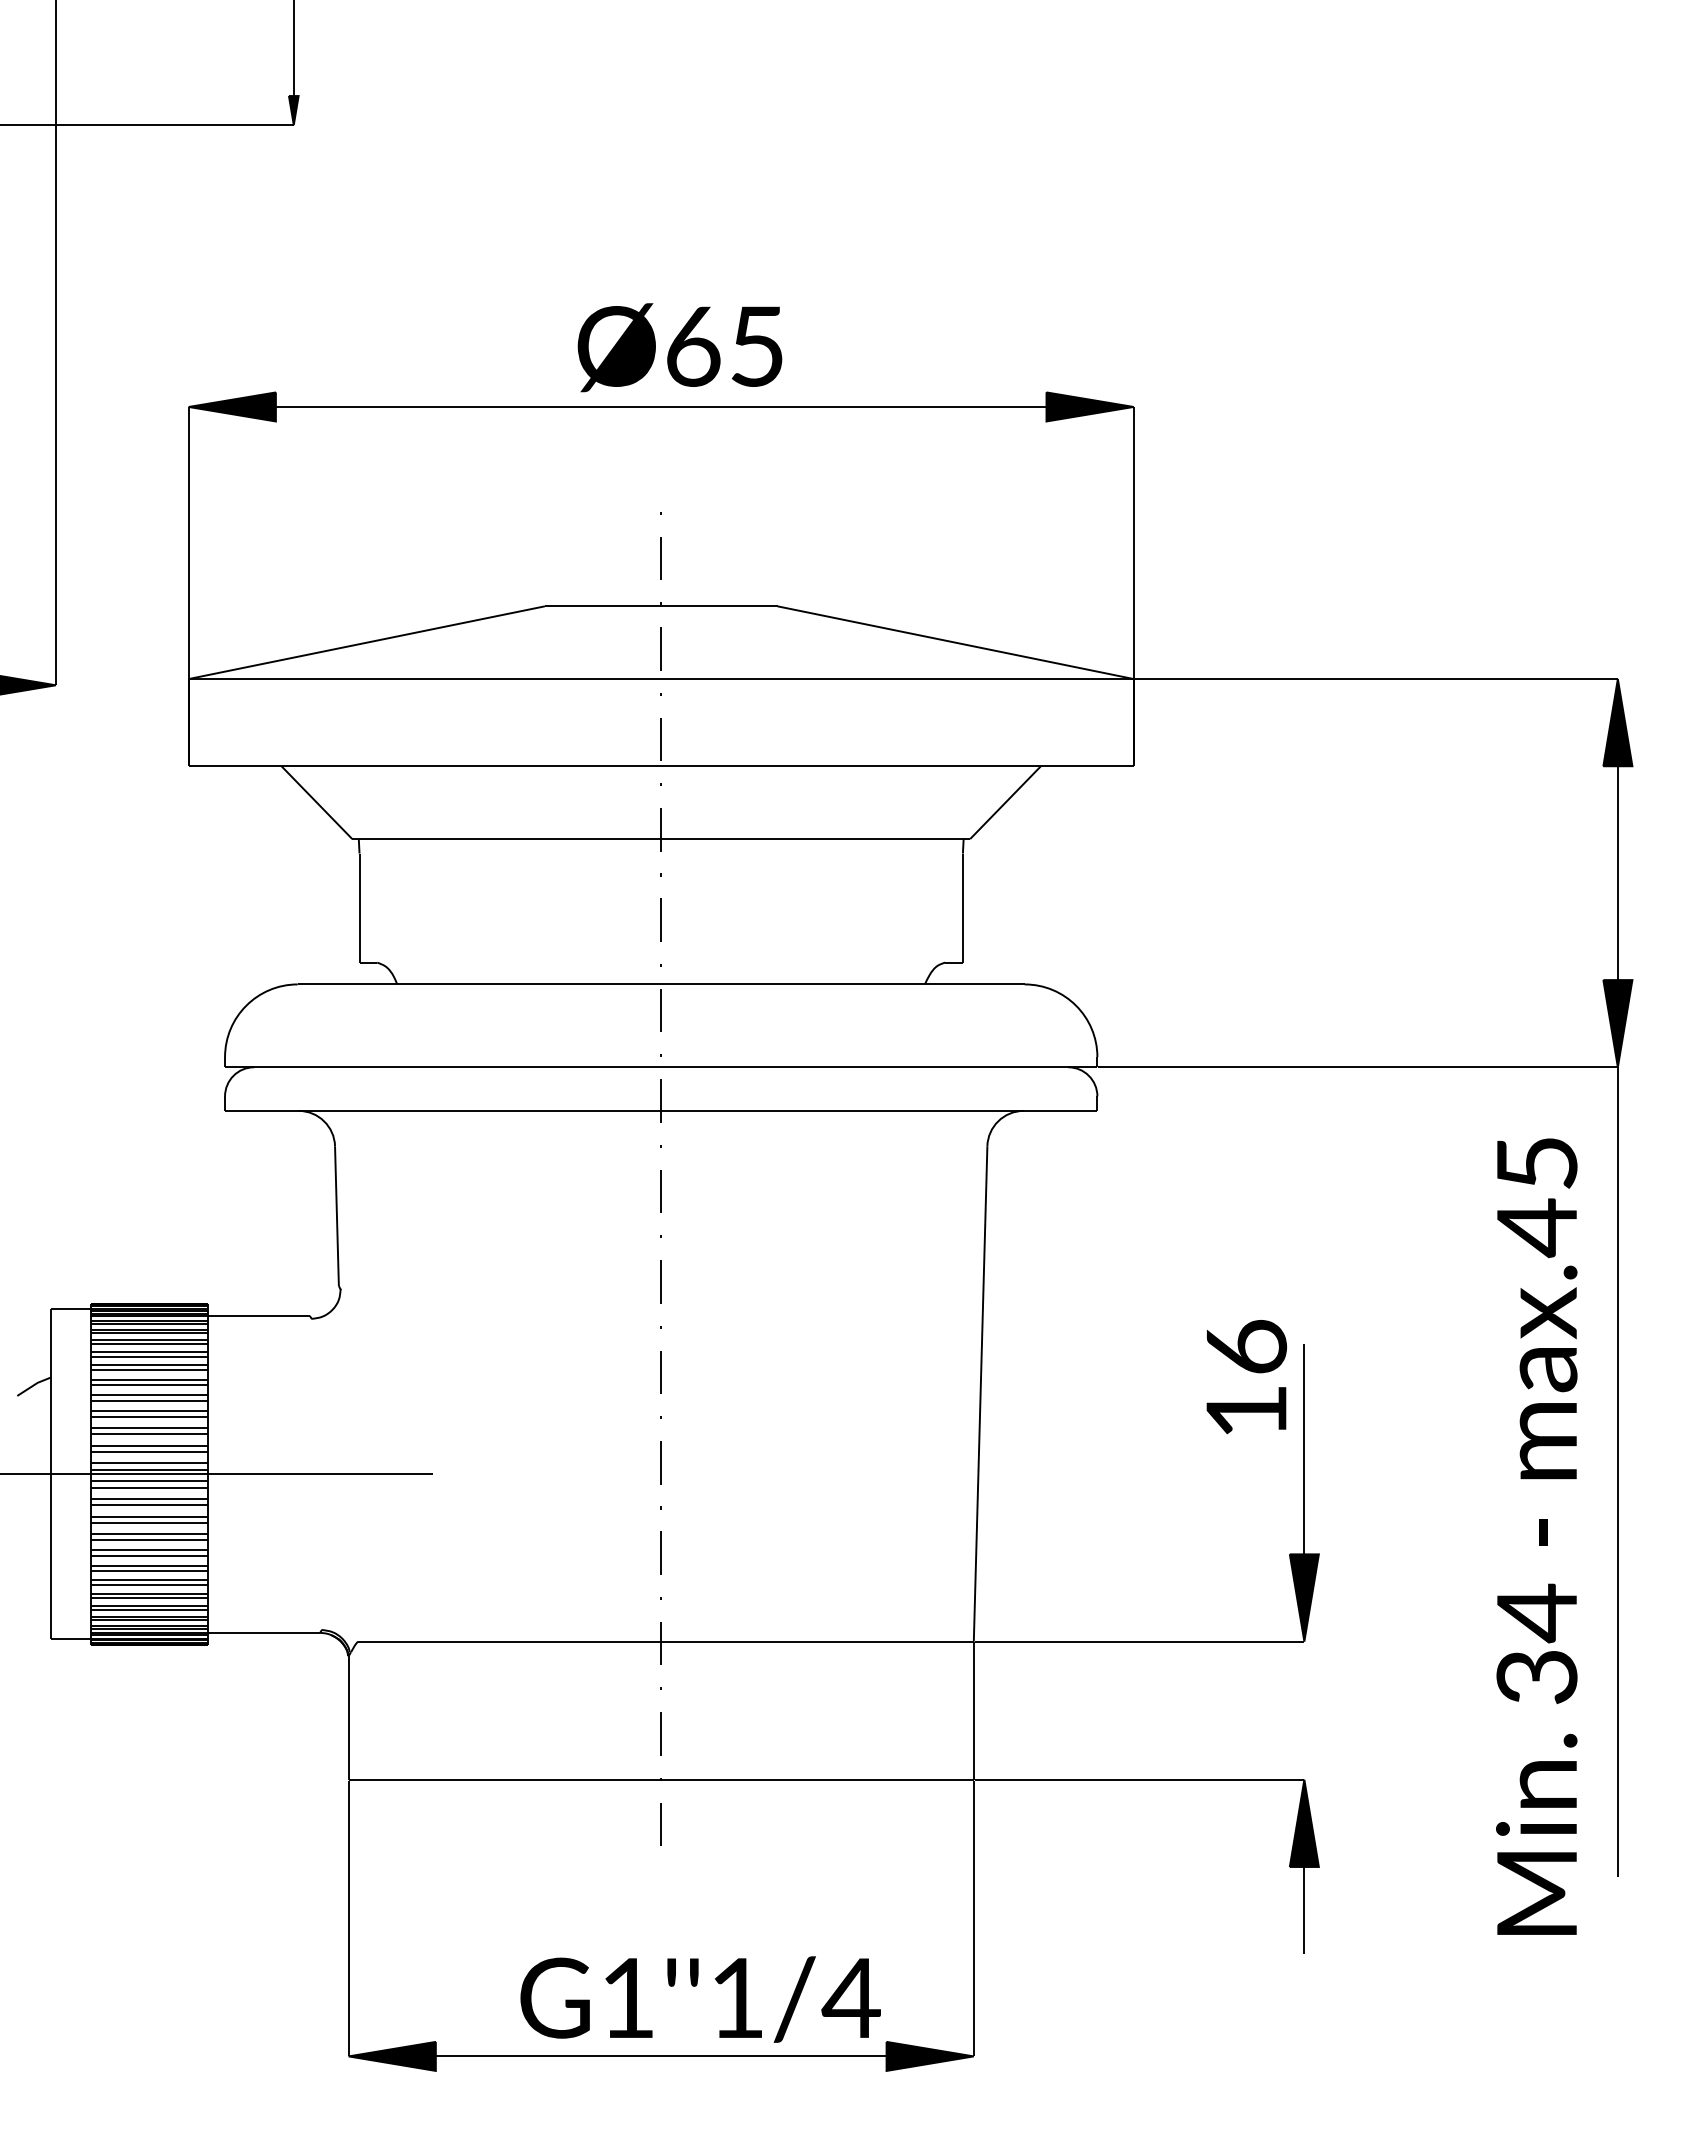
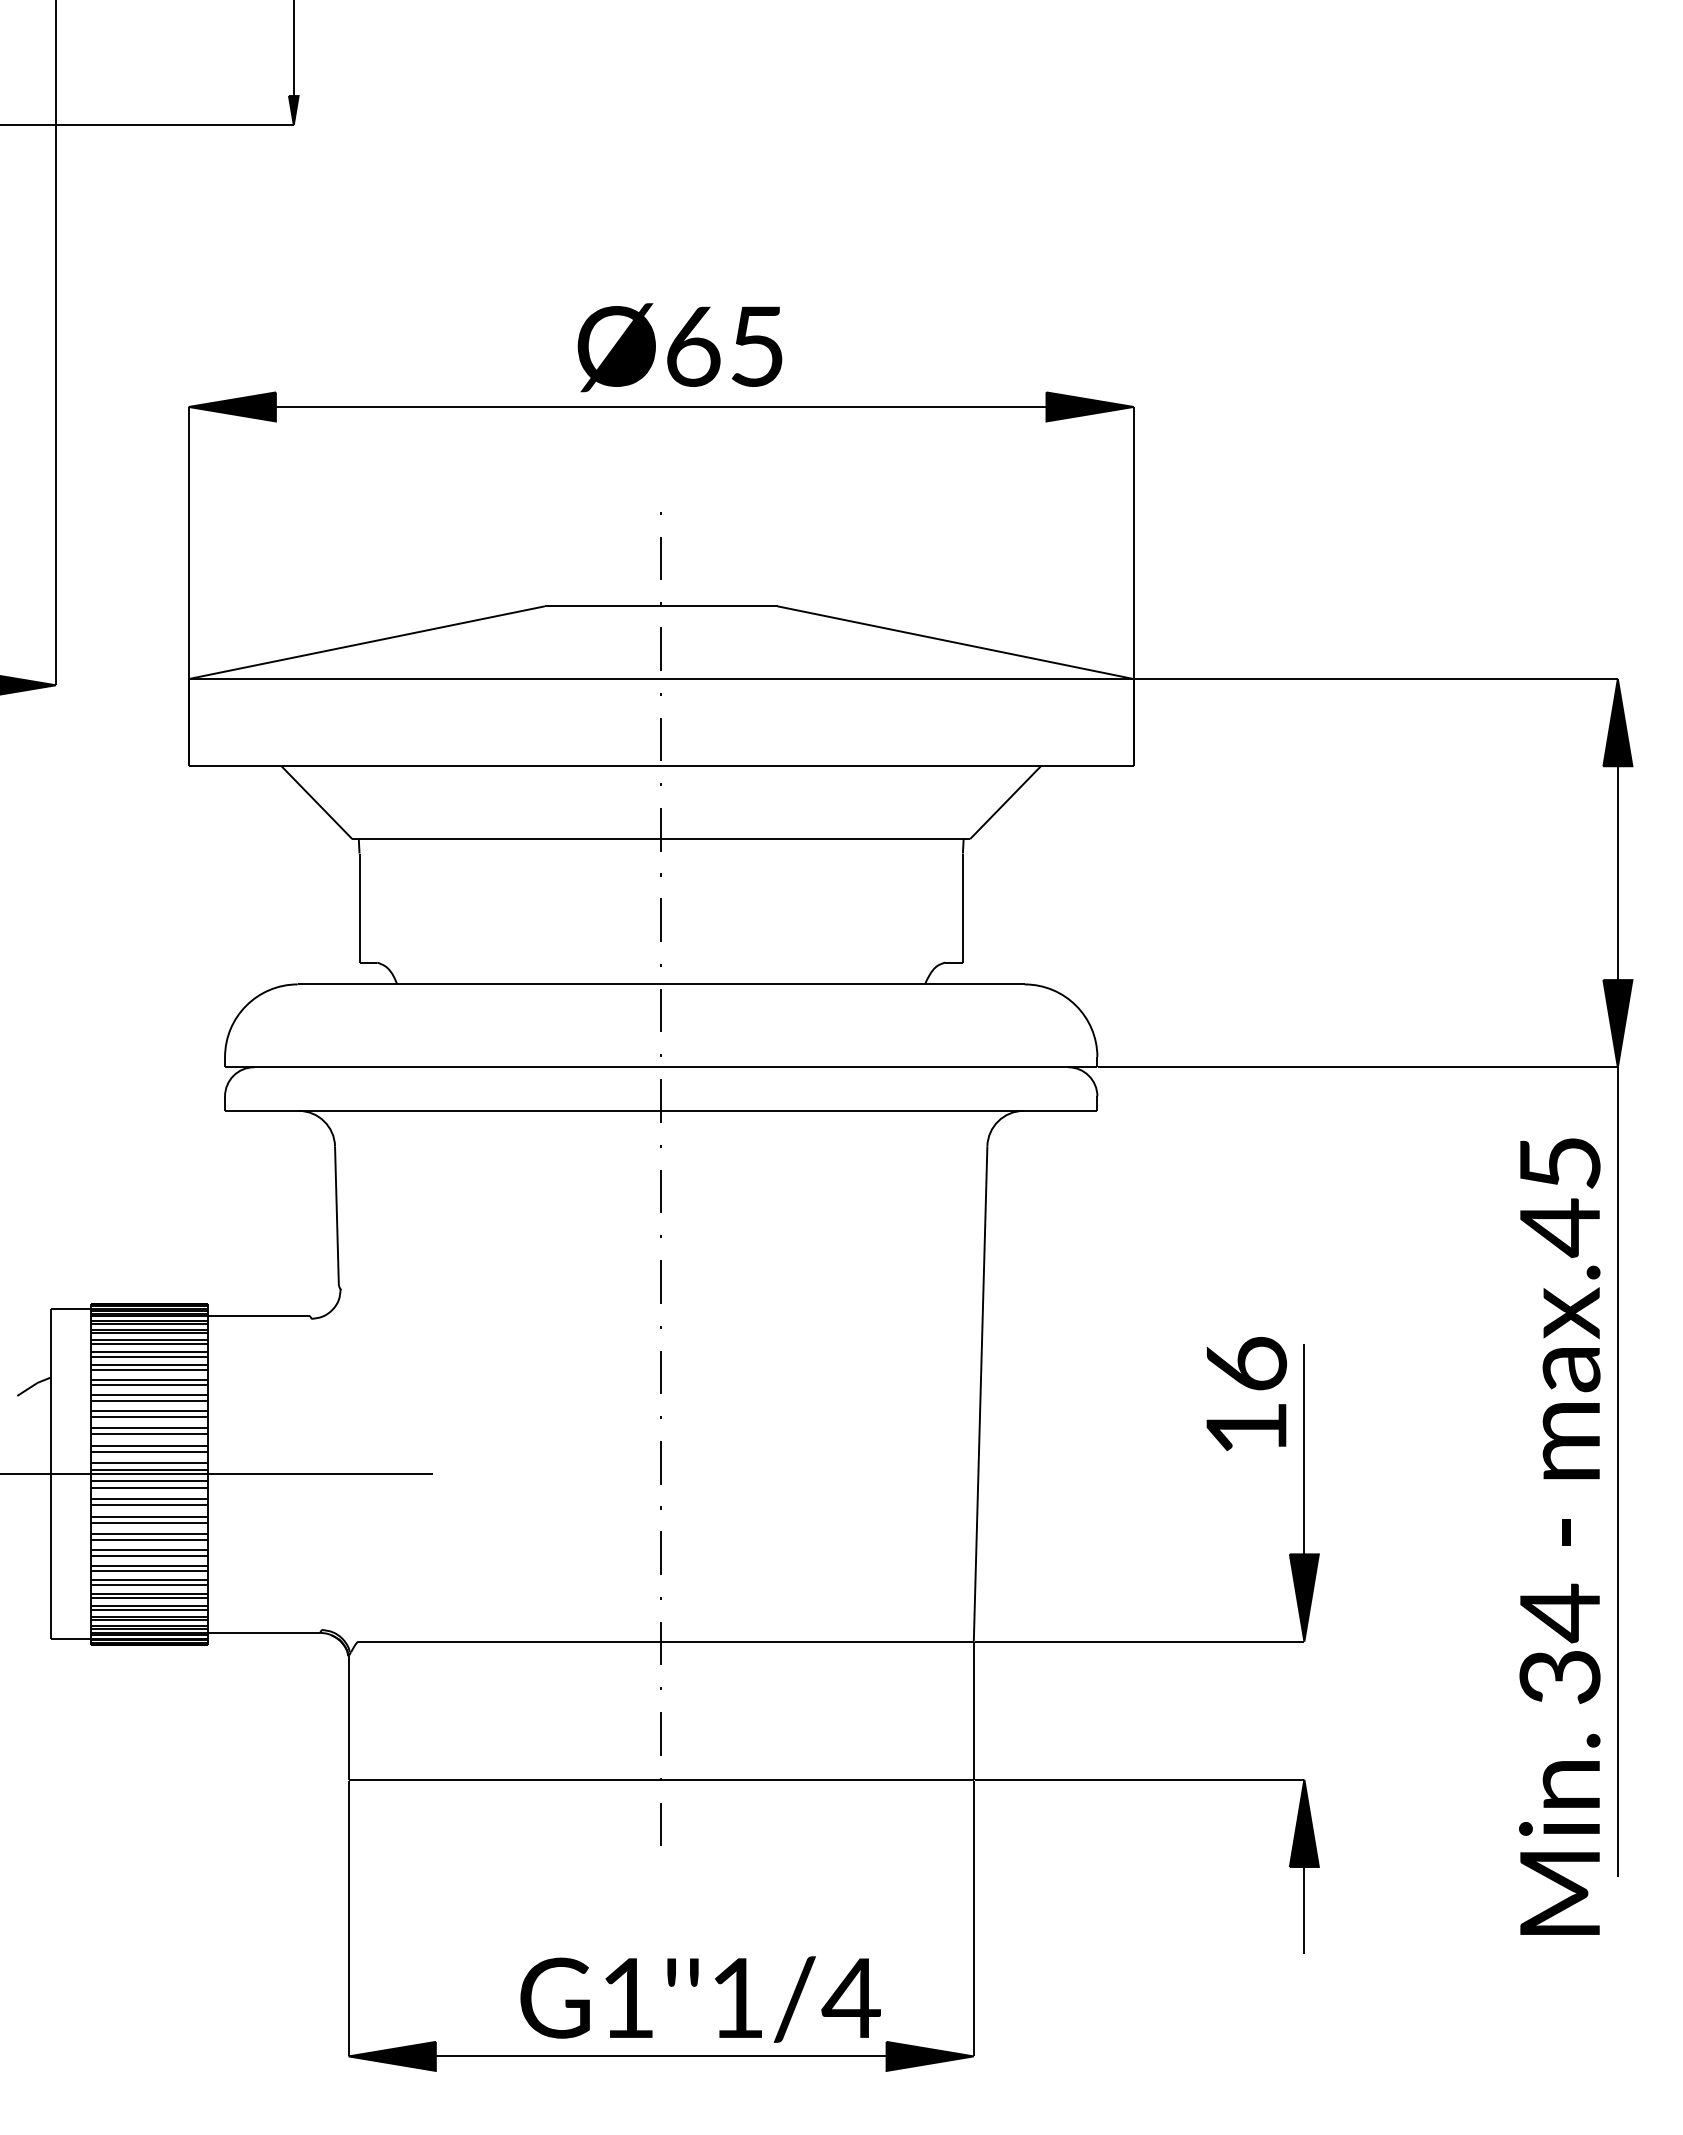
text position: (1246, 1377) -> (1246, 1394) (1246, 1394)
text position: (1536, 1536) -> (1559, 1536) (1559, 1536)
